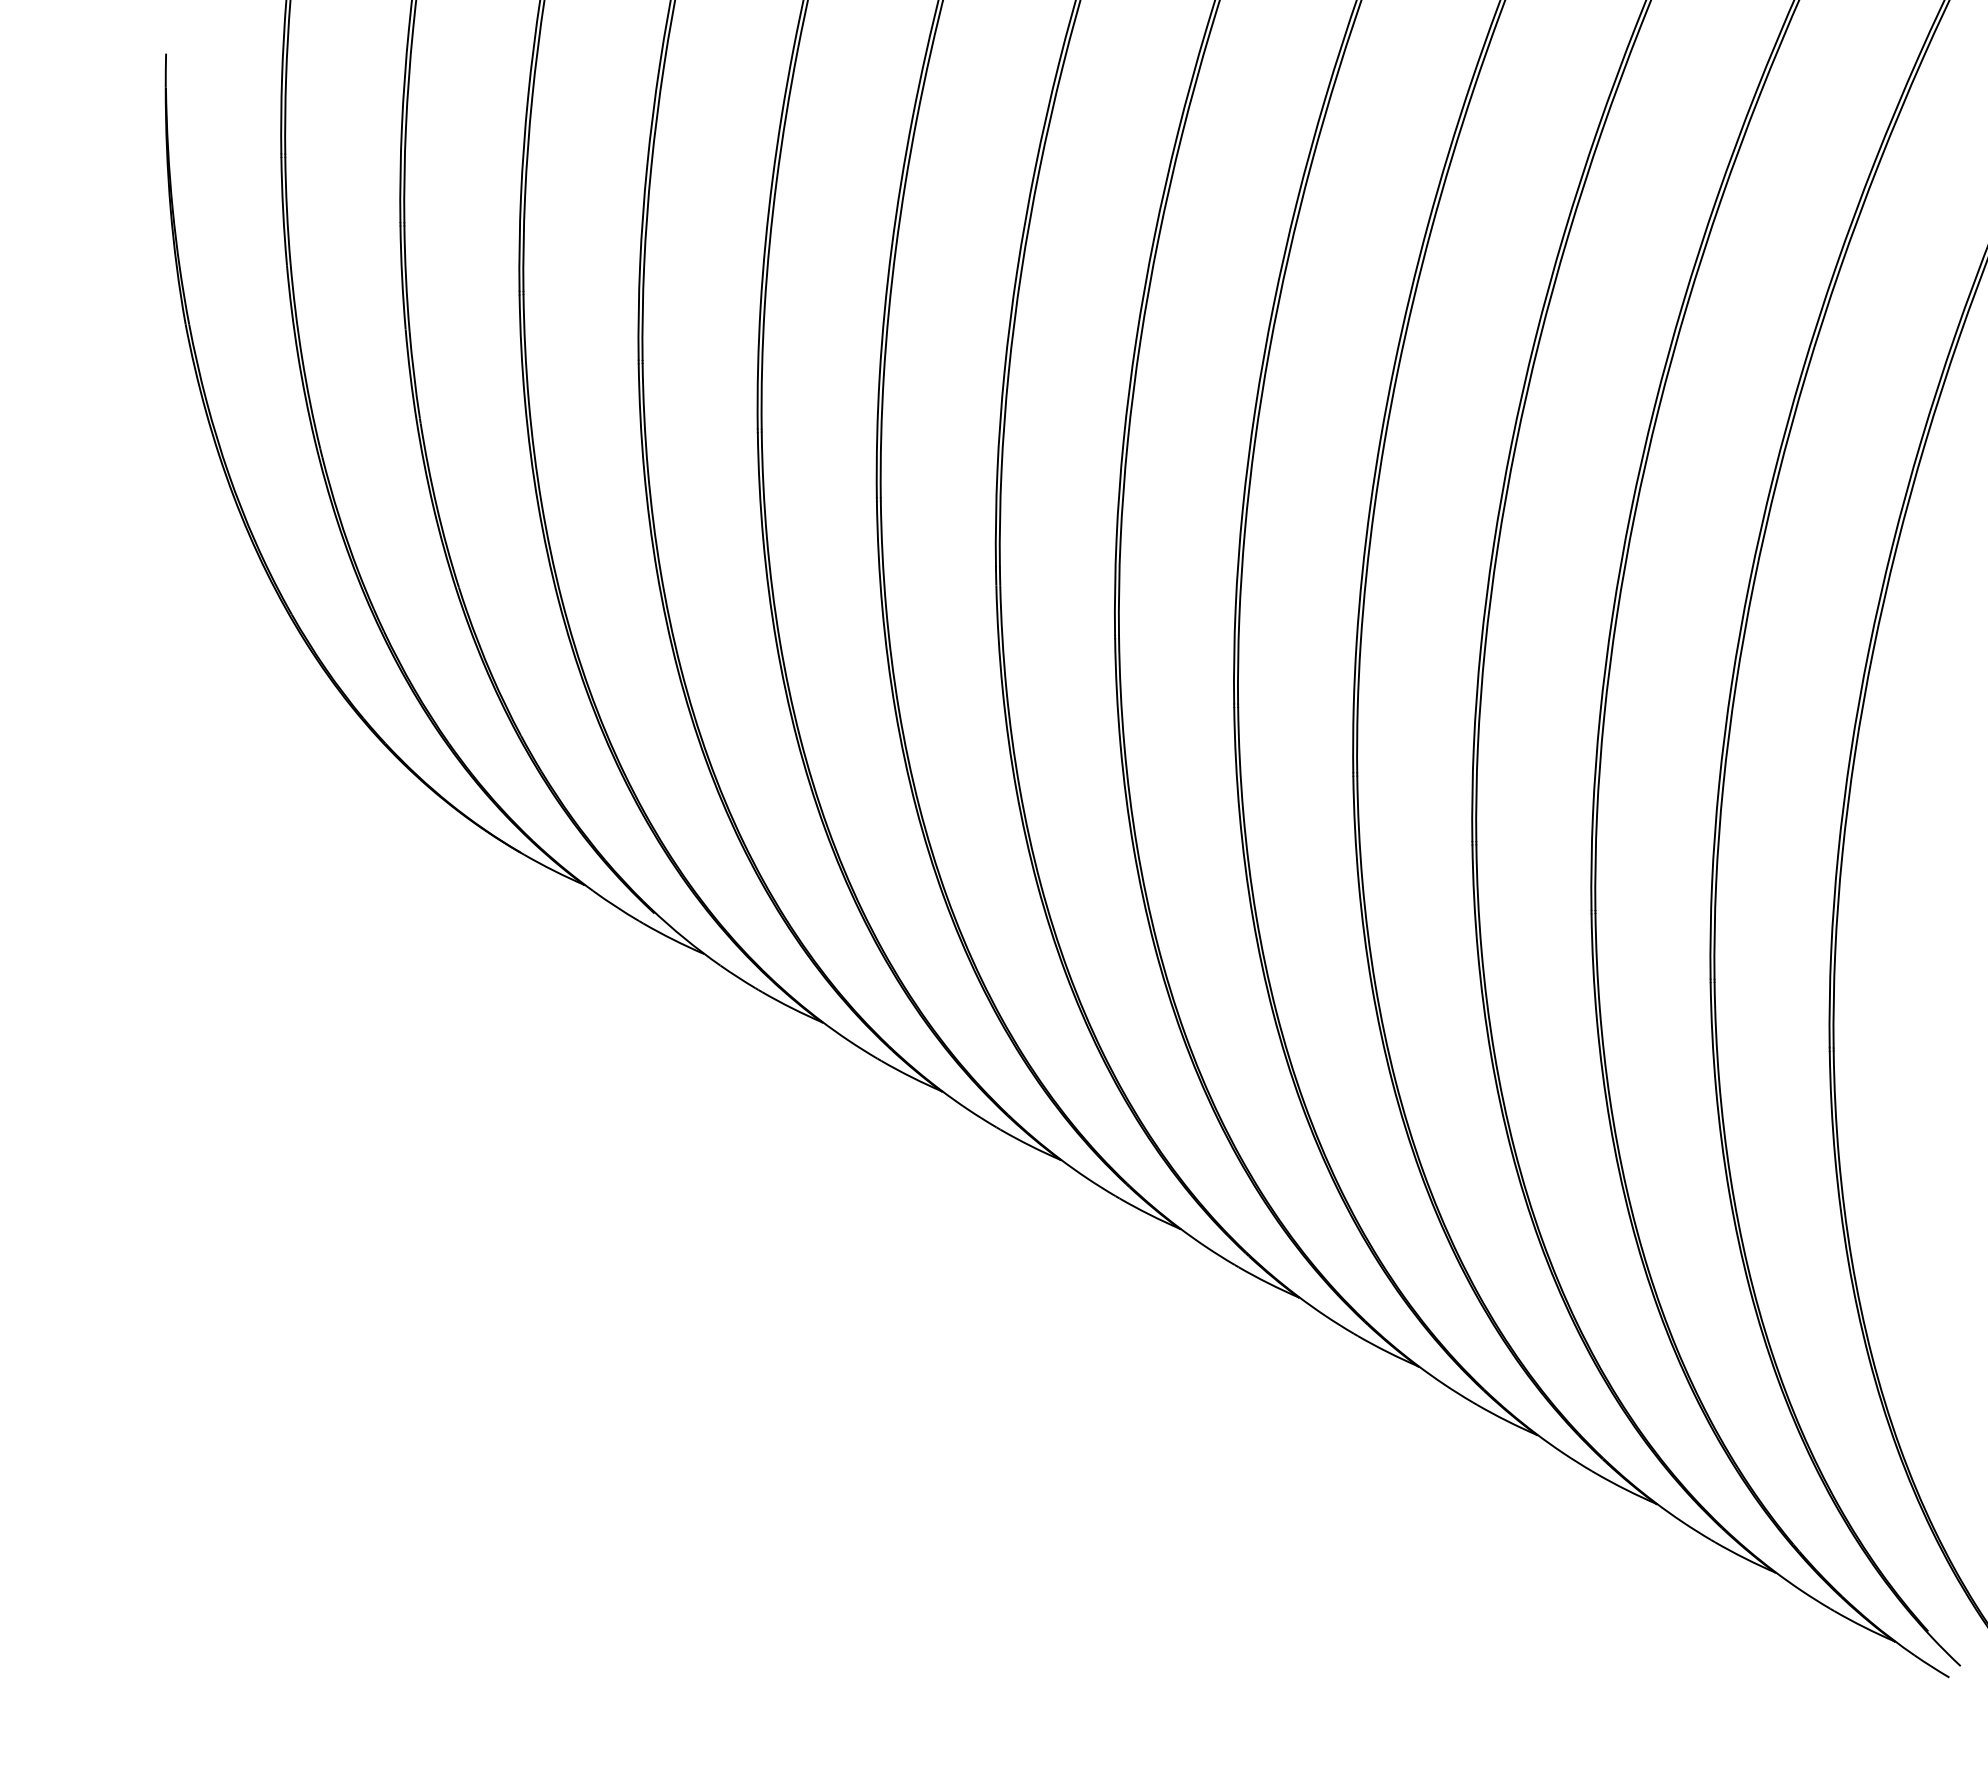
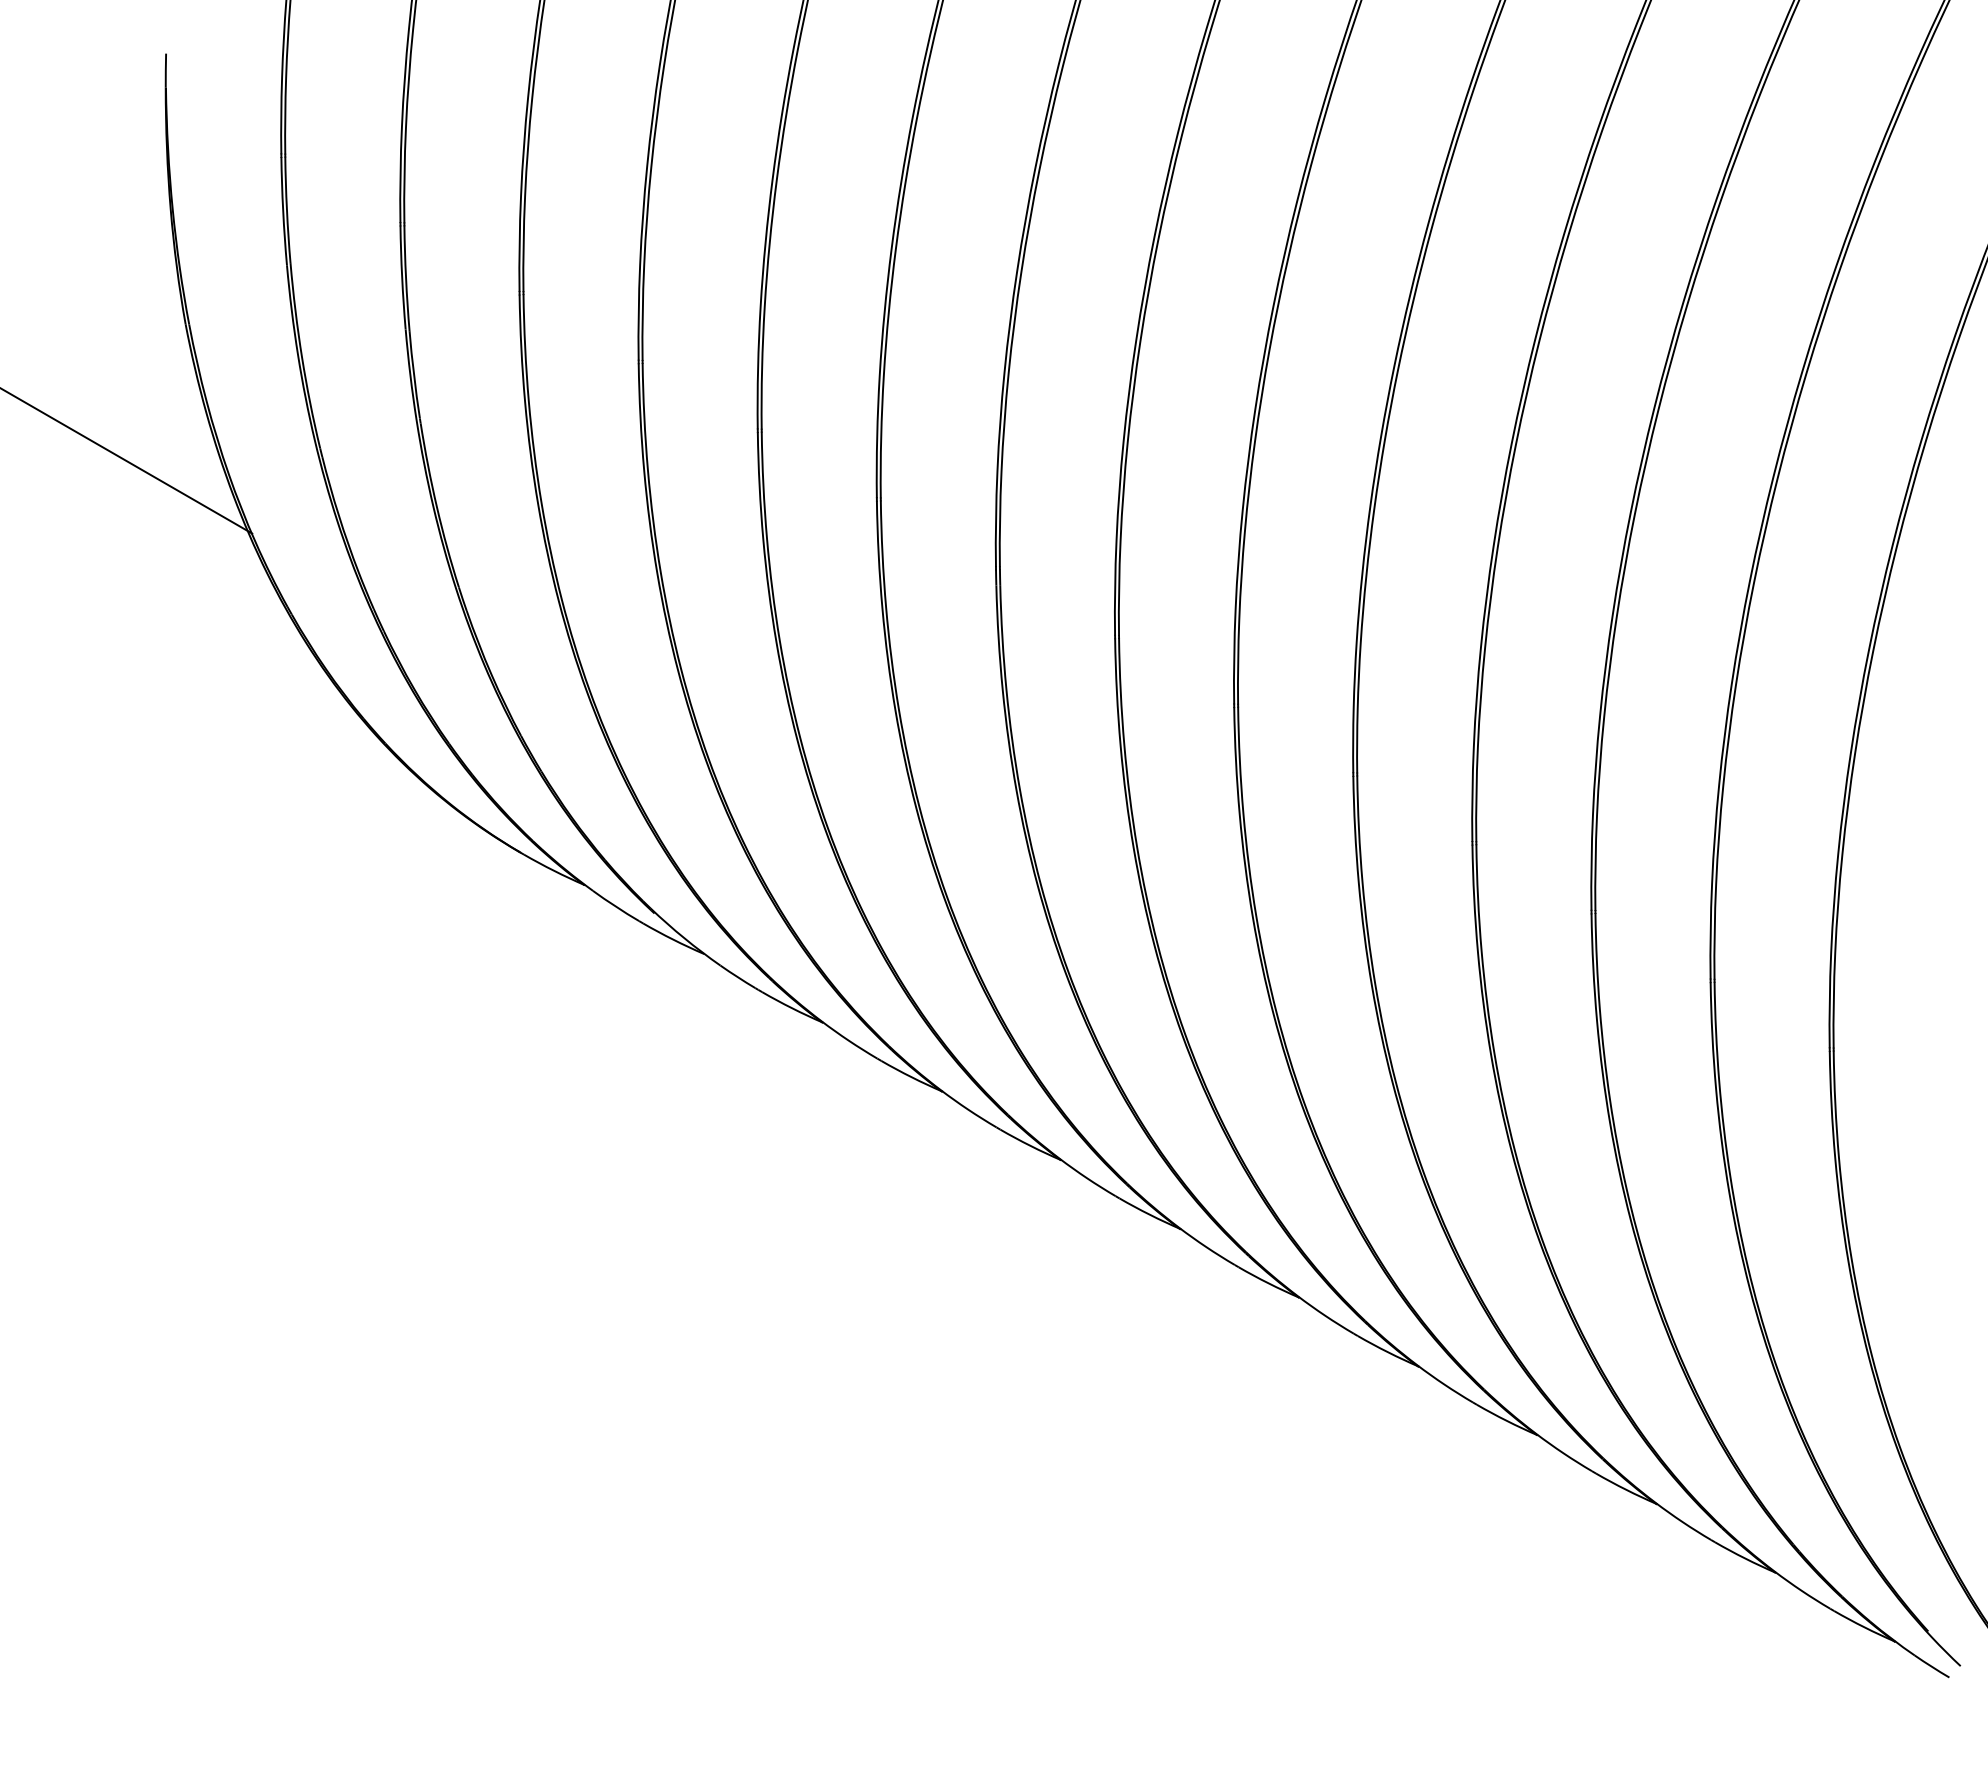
line: none -> present (127, 461)
